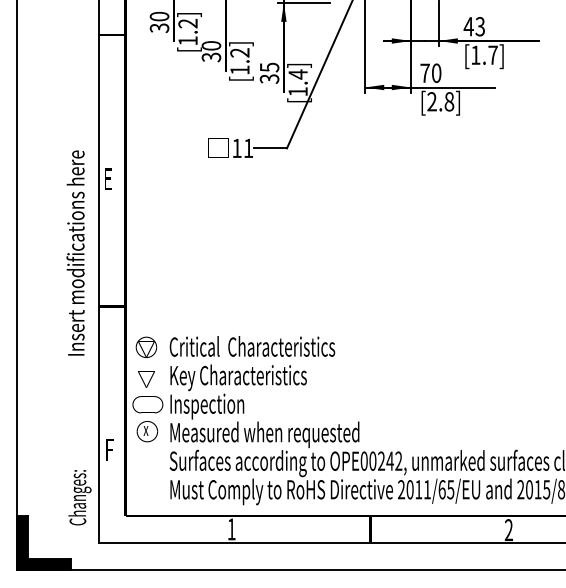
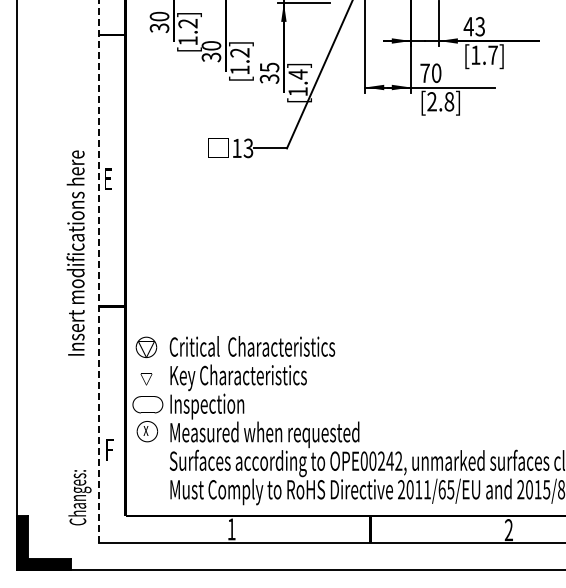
text: 11 -> 13 (248, 148)
line: solid -> dashed (98, 271)
part size: 17x17 px -> 13x13 px (146, 379)
